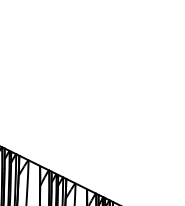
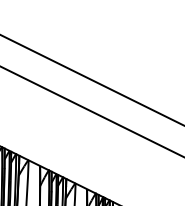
line: none -> present (91, 79)
line: none -> present (91, 111)
